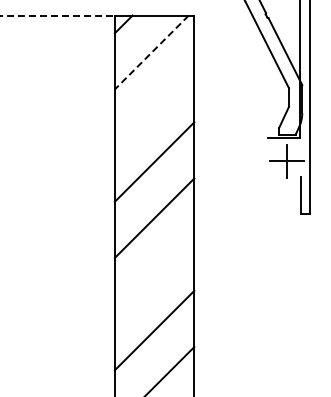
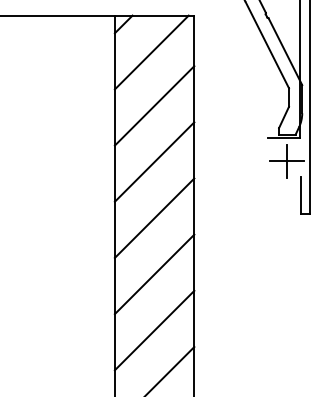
line: dashed -> solid (58, 15)
line: dashed -> solid (151, 52)
line: none -> present (154, 105)
line: none -> present (154, 274)
